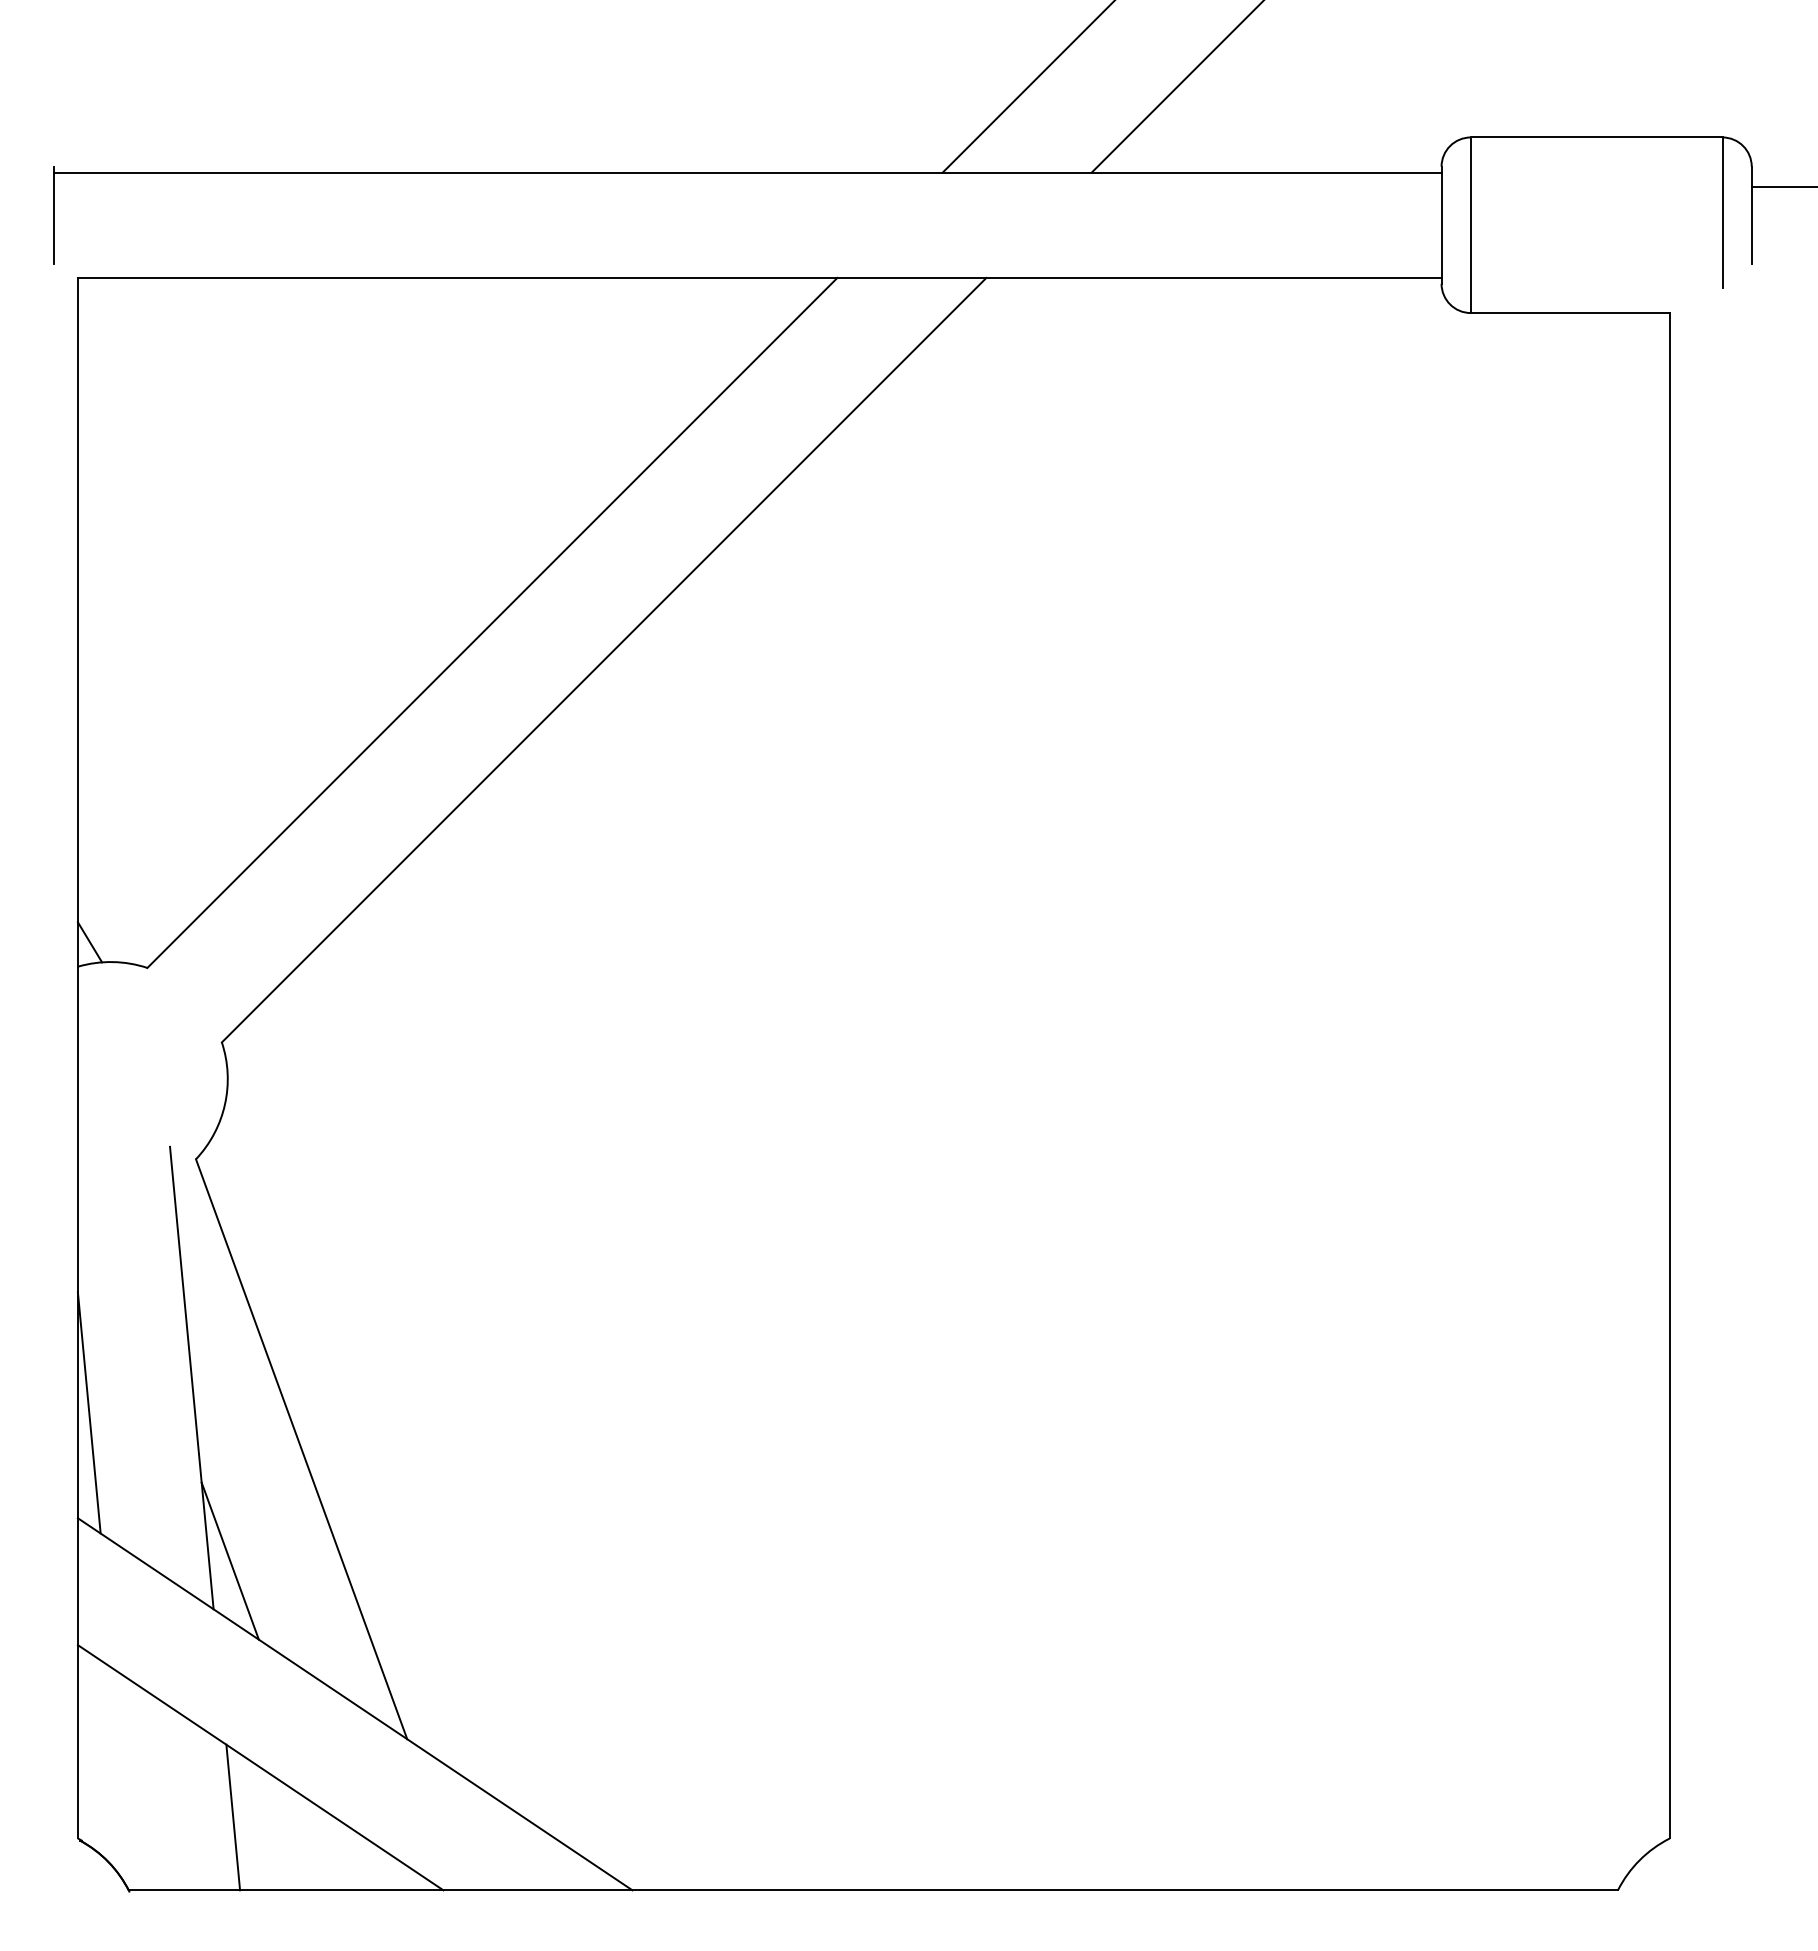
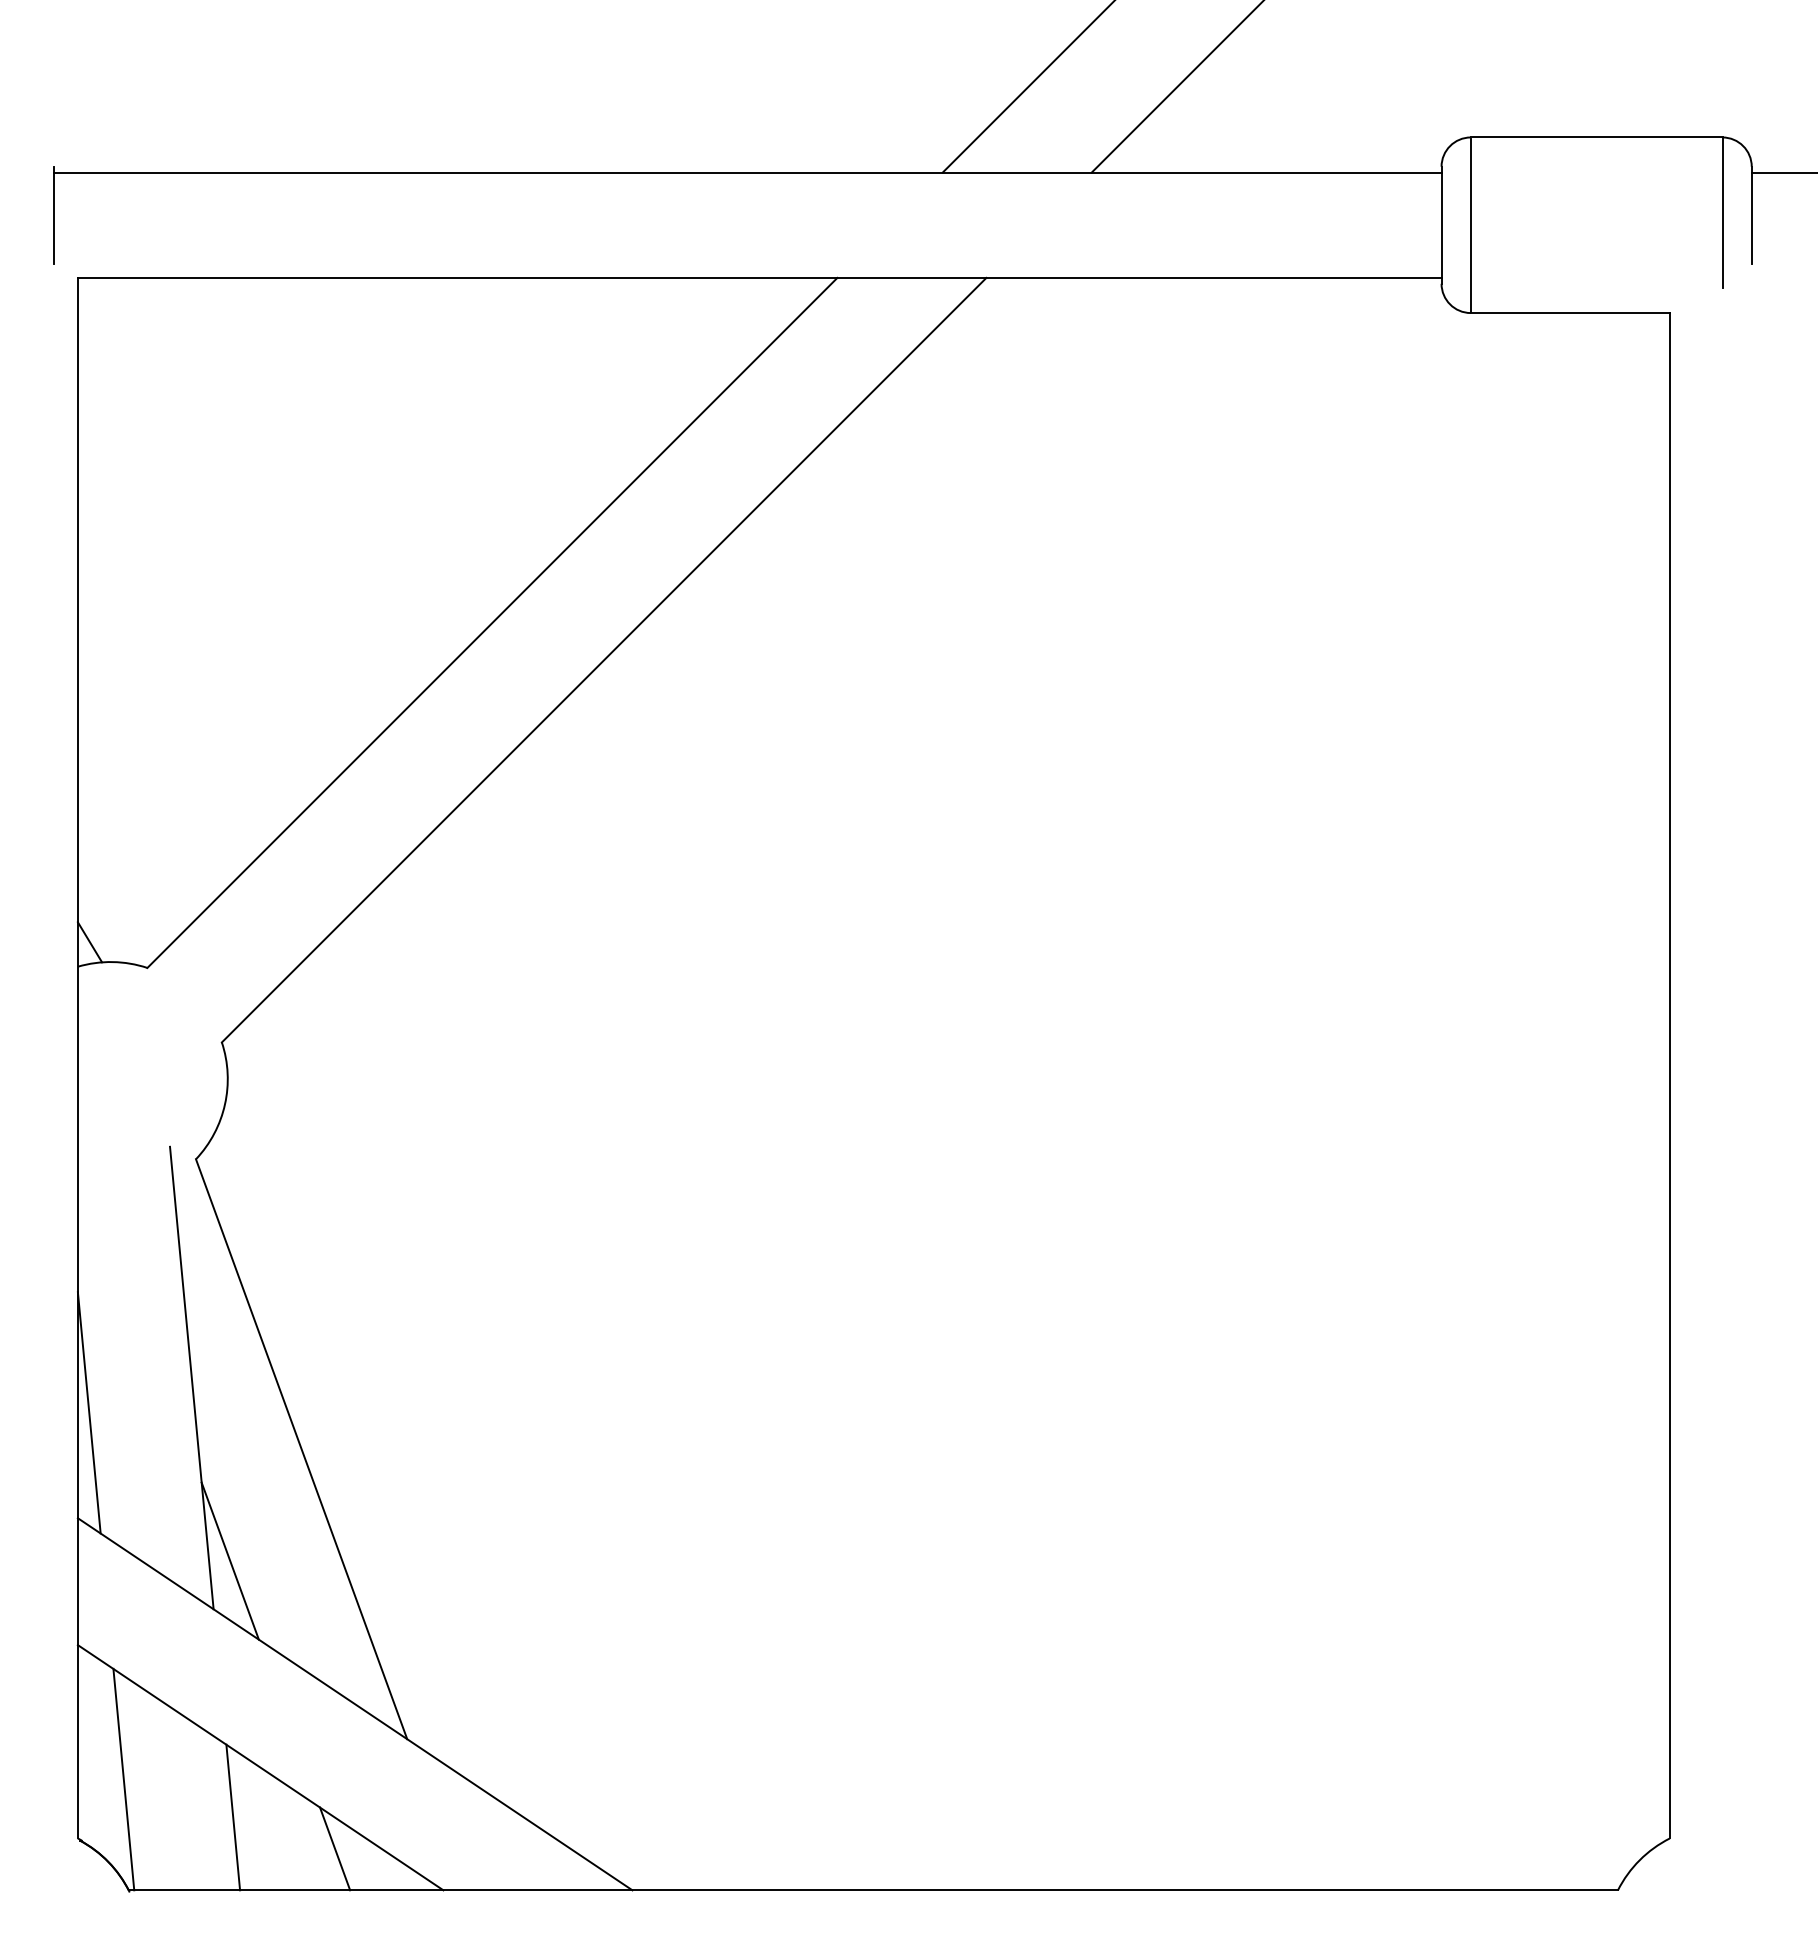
line position: (1782, 186) -> (1782, 172) (1782, 172)
line: none -> present (123, 1779)
line: none -> present (335, 1848)
